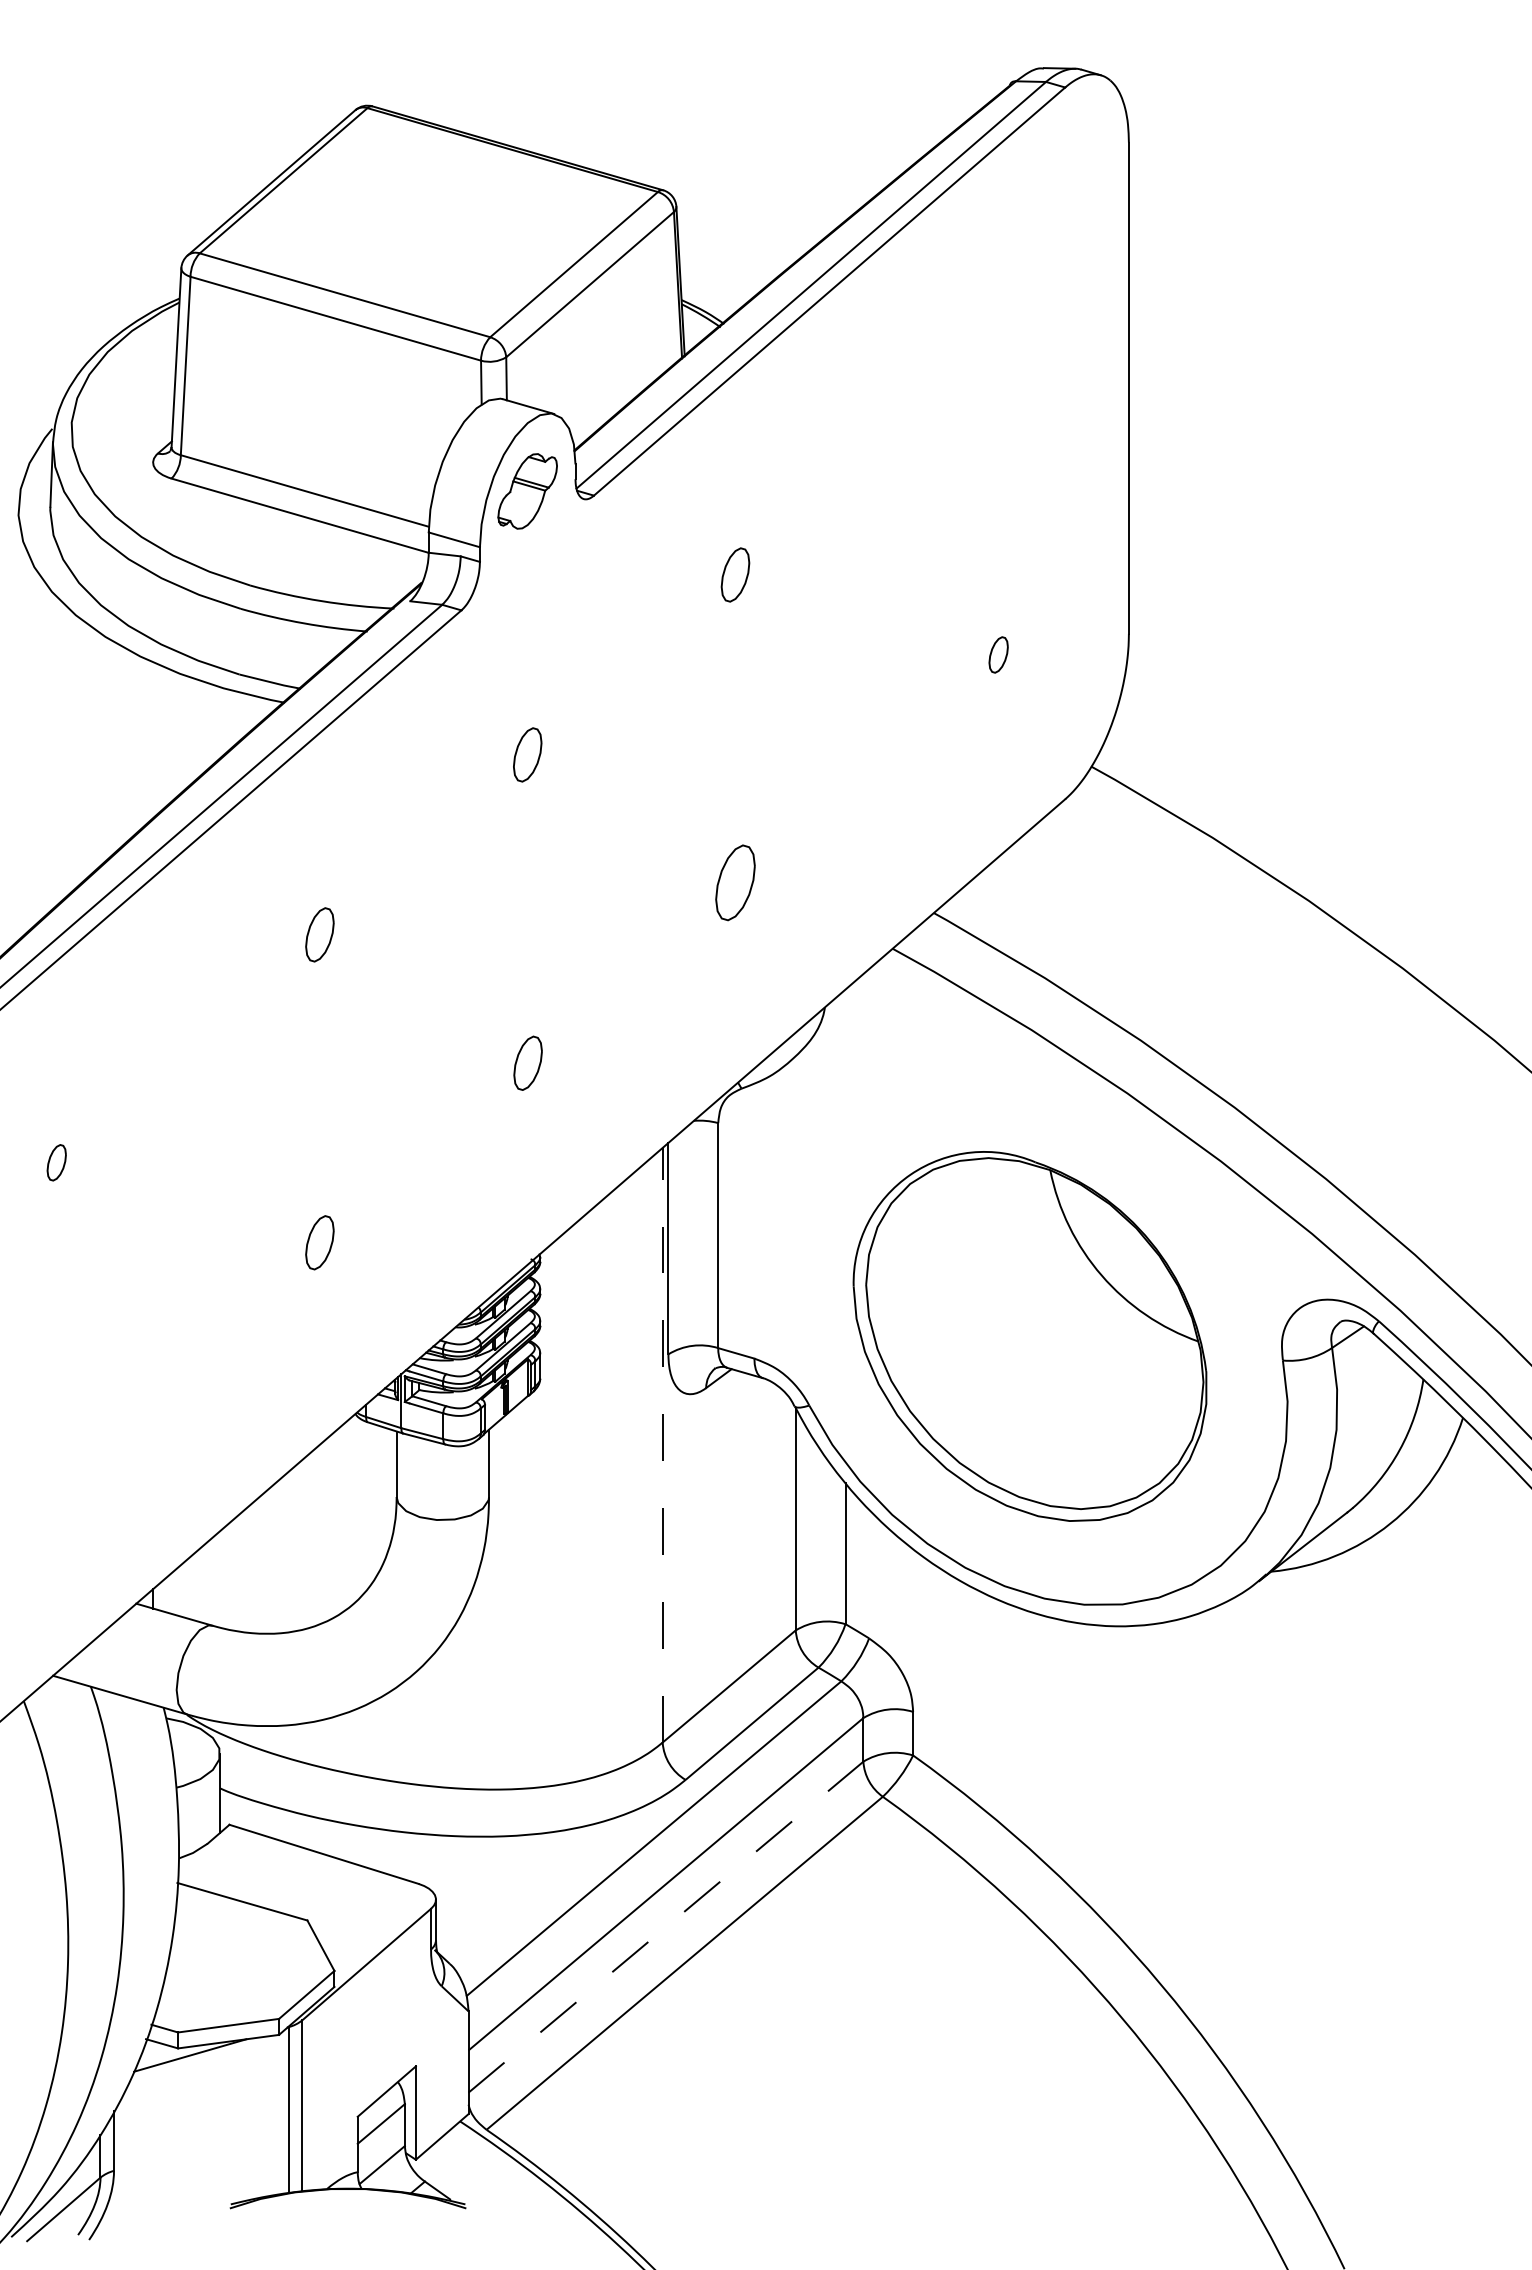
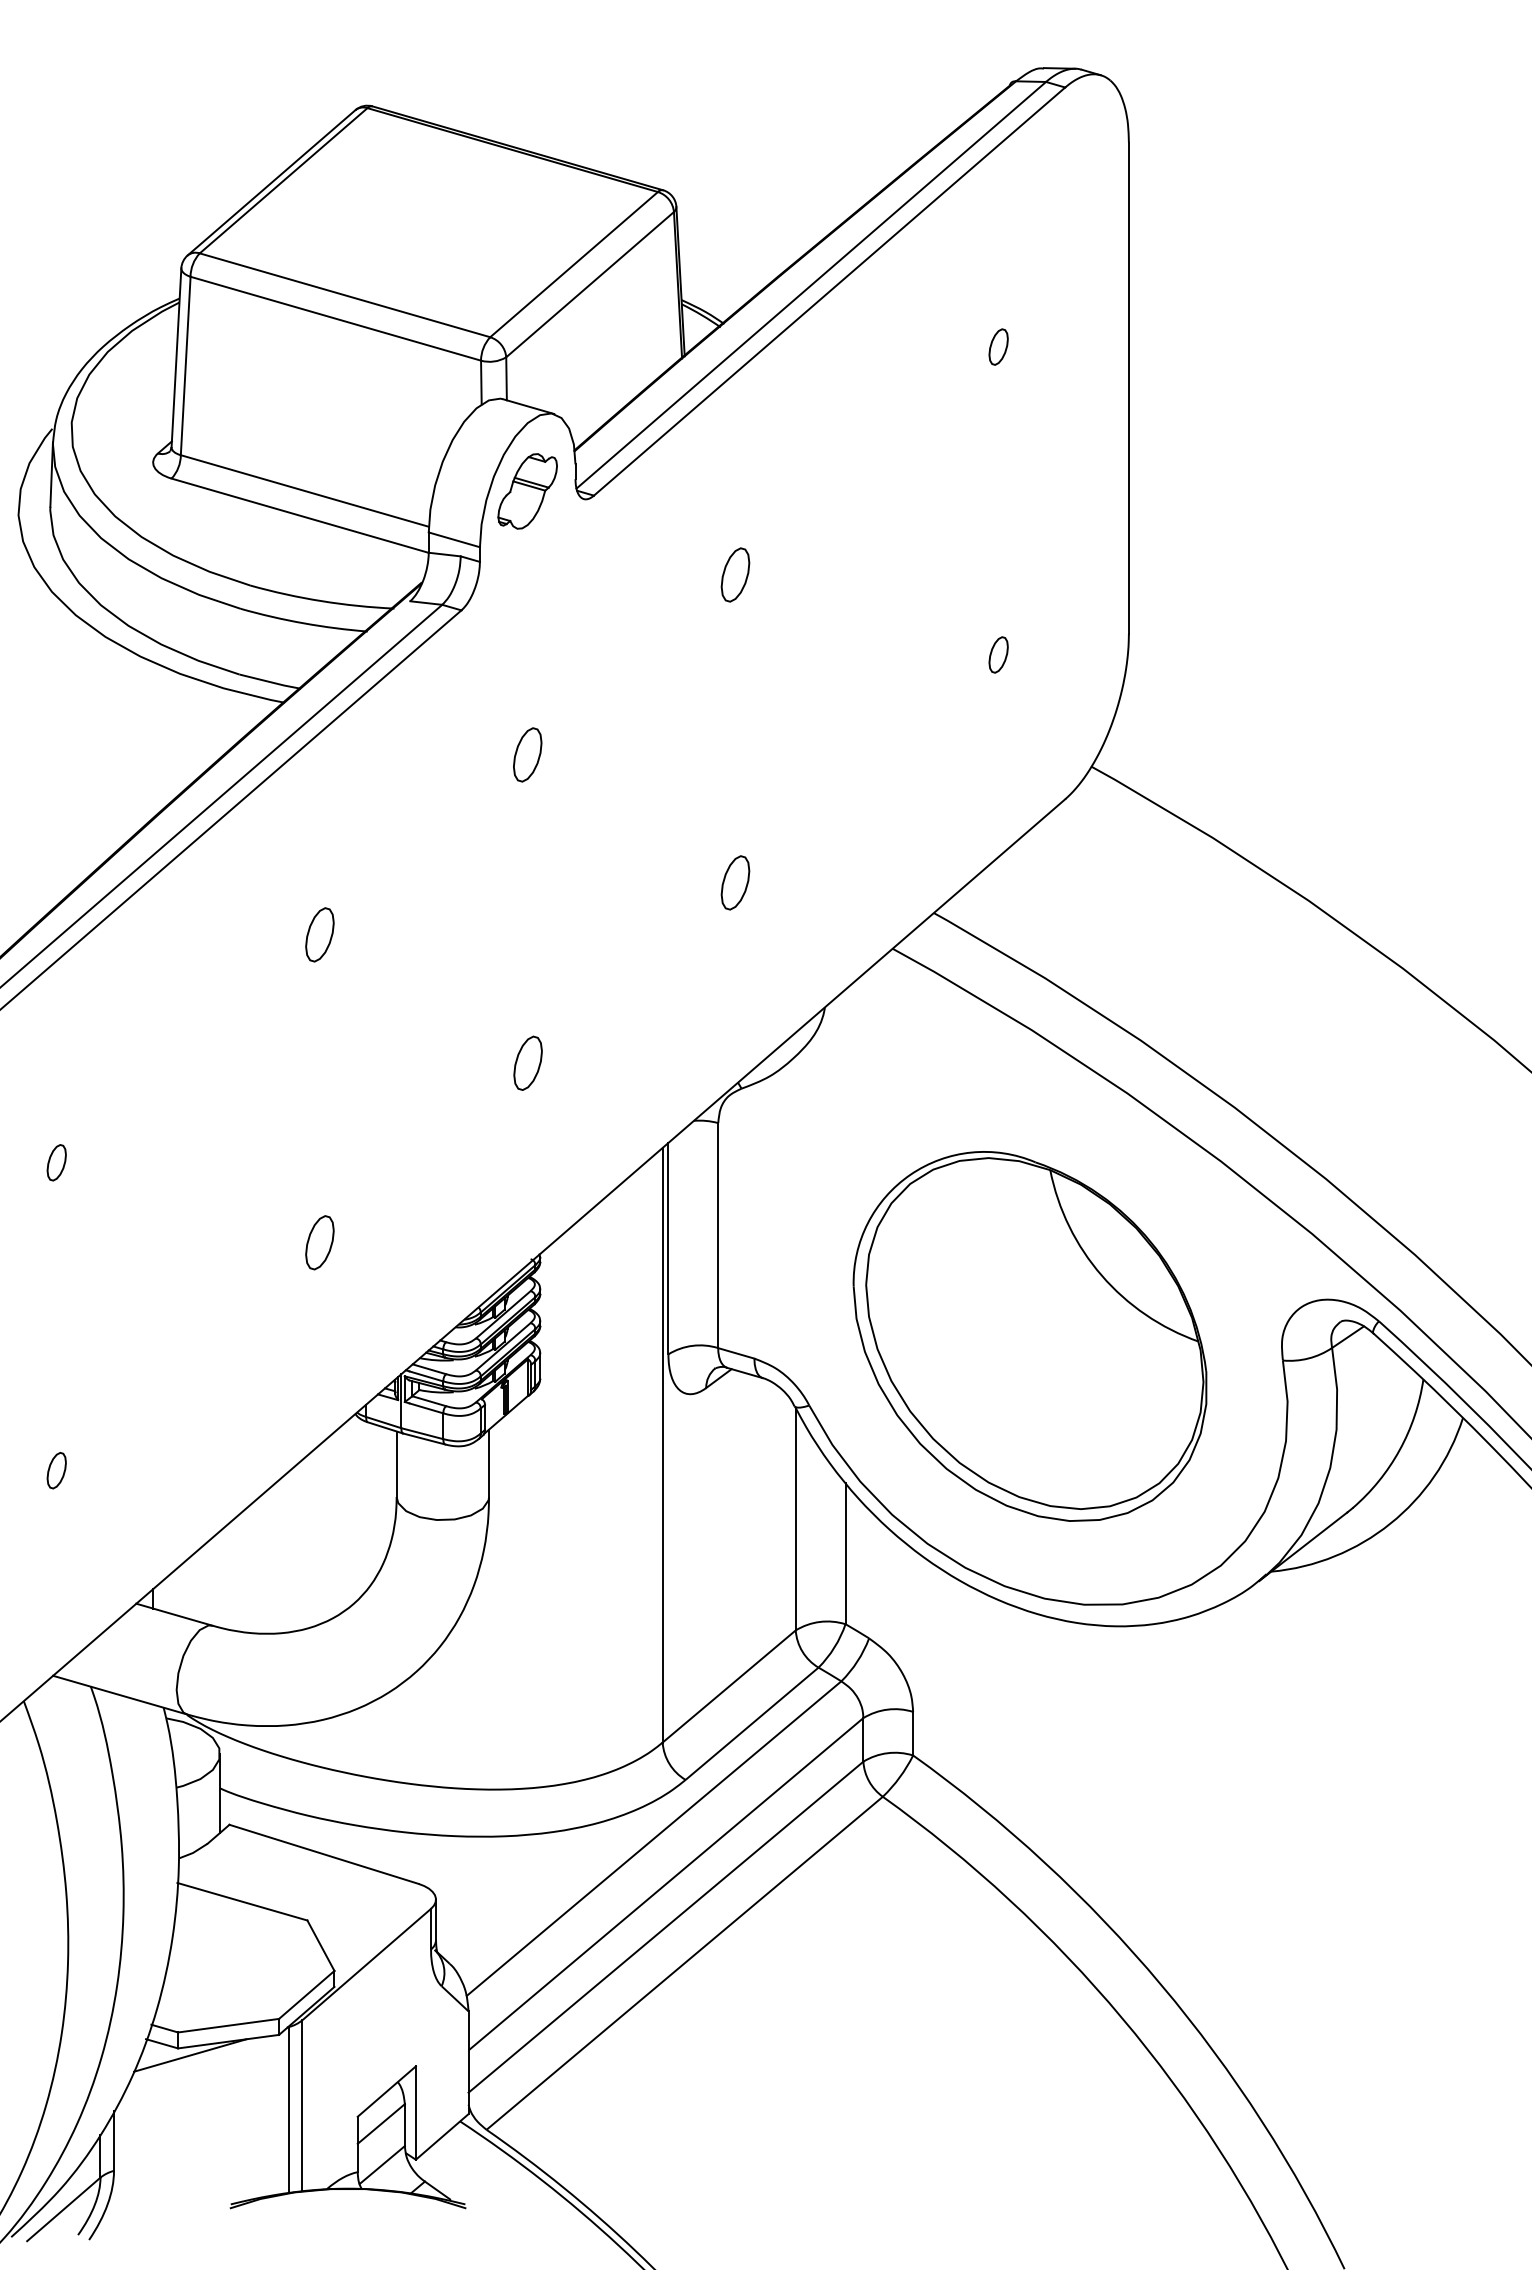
part: none -> present (998, 346)
part size: 41x78 px -> 31x56 px (735, 882)
line: dashed -> solid (662, 1444)
part: none -> present (56, 1470)
line: dashed -> solid (665, 1927)
